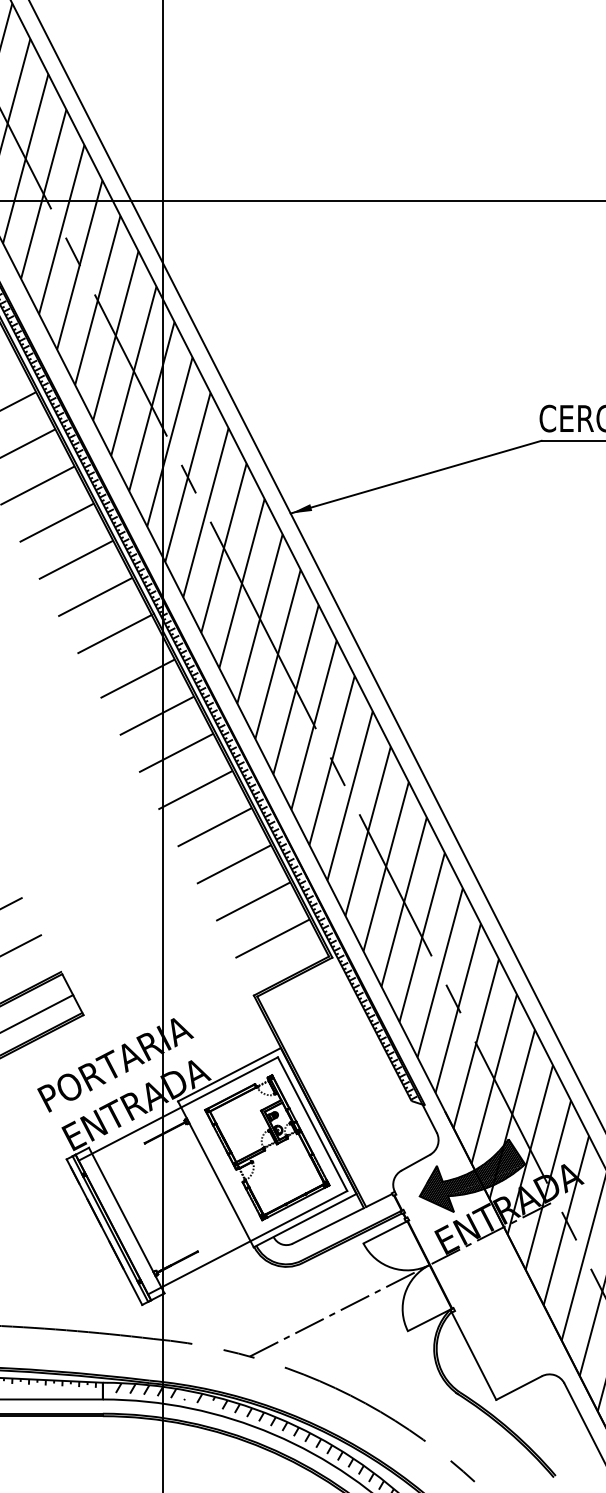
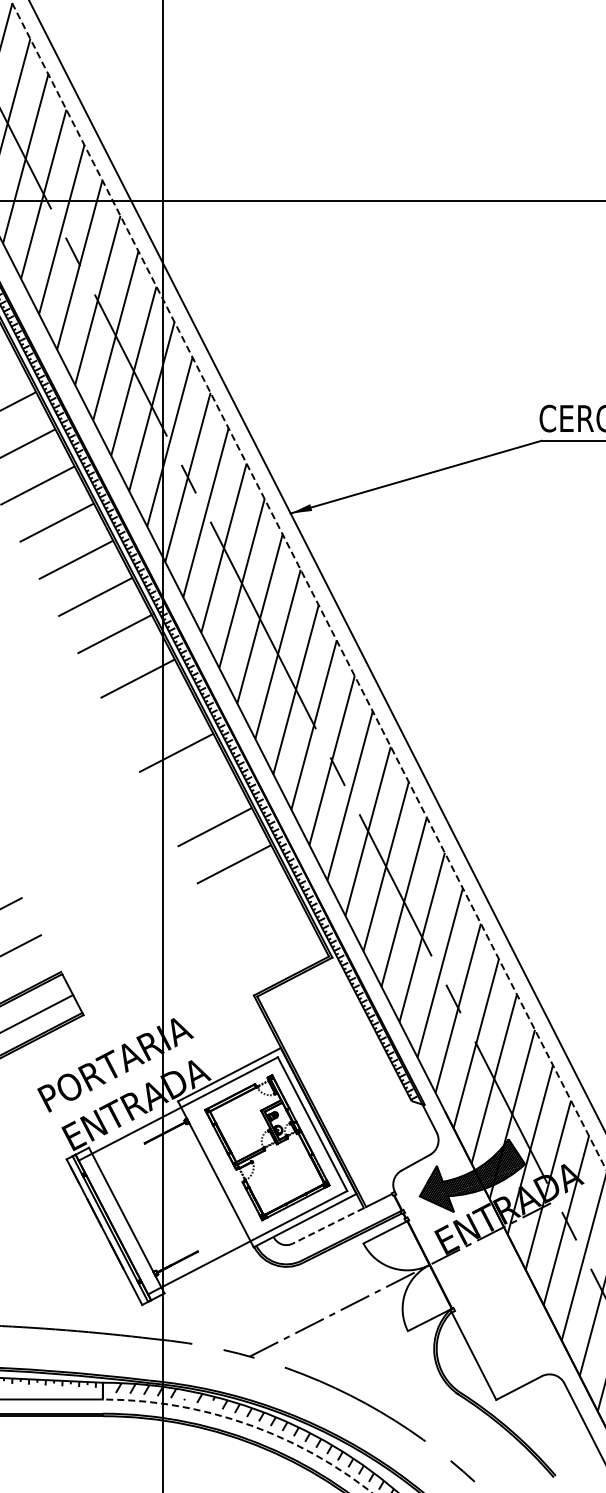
line: solid -> dashed (308, 585)
line: present -> none (156, 715)
line: present -> none (195, 789)
line: present -> none (253, 901)
line: present -> none (272, 938)
line: solid -> dashed (328, 1225)
arc: solid -> dashed (244, 1423)
